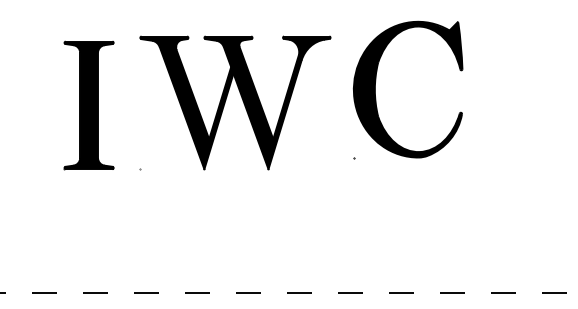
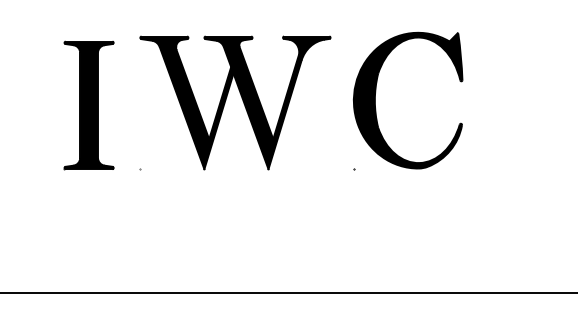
part position: (375, 89) -> (375, 100) (375, 100)
line: dashed -> solid (289, 292)
